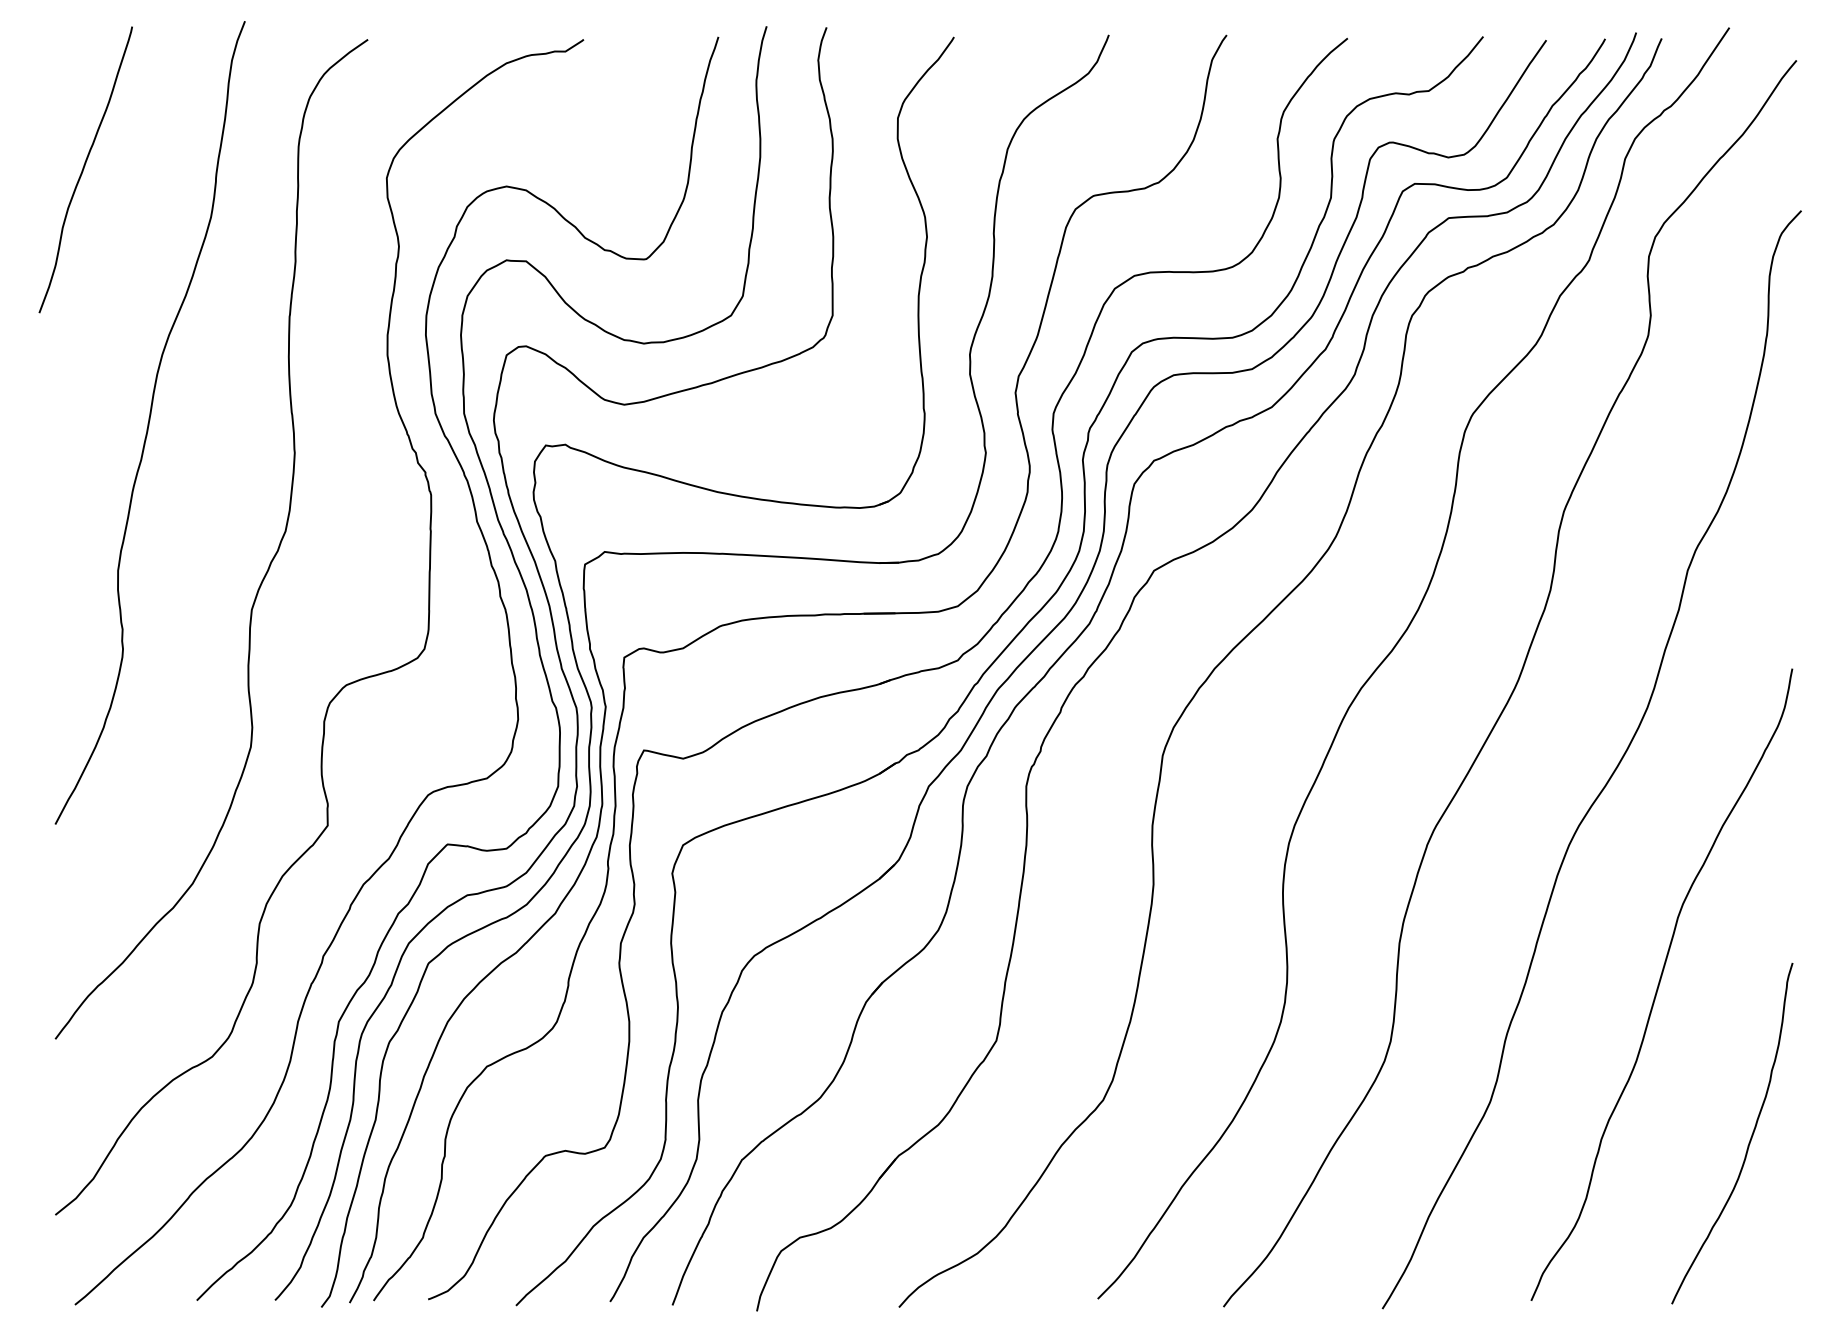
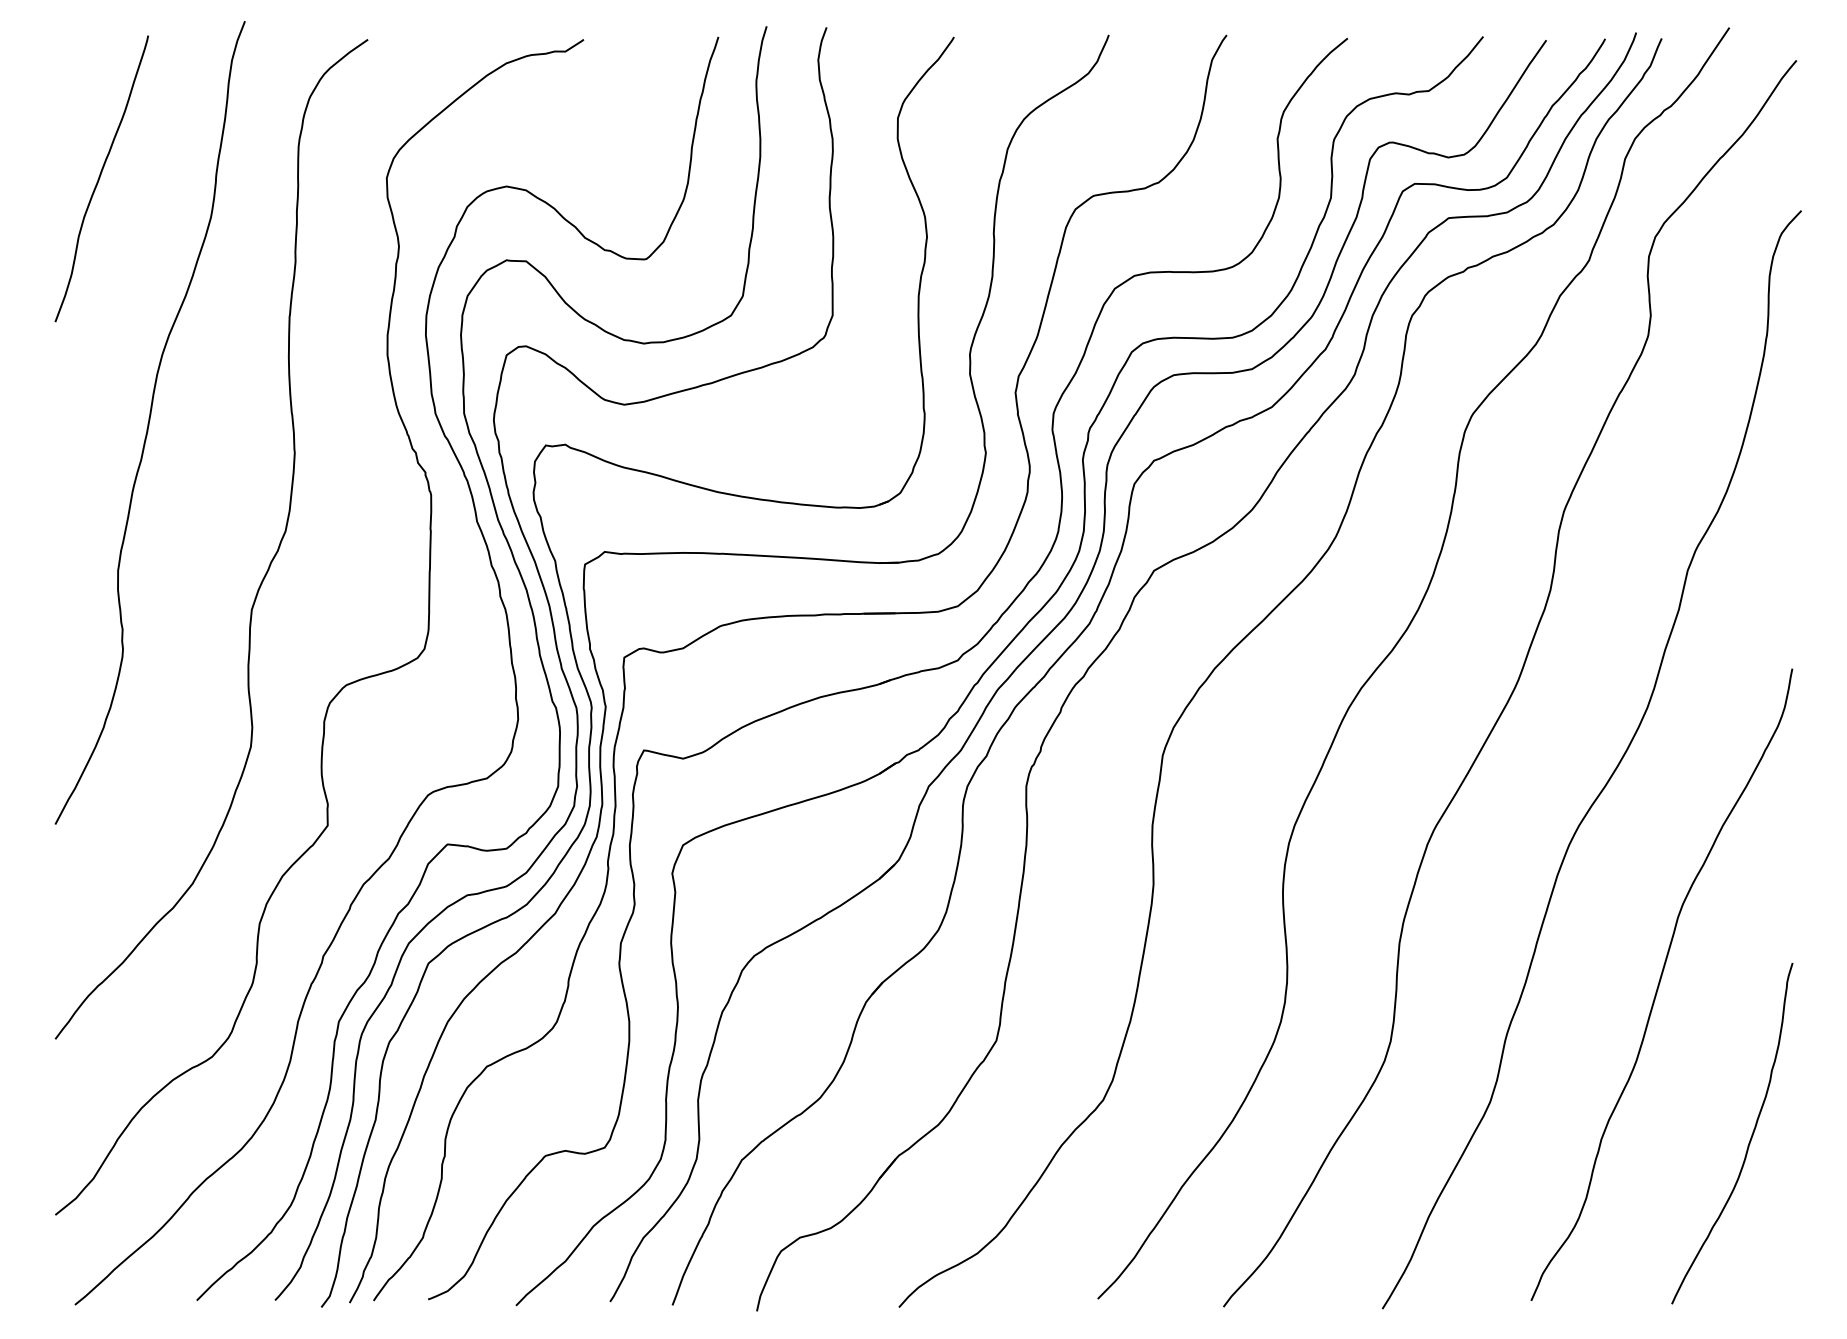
curve position: (84, 169) -> (100, 178) (100, 178)
